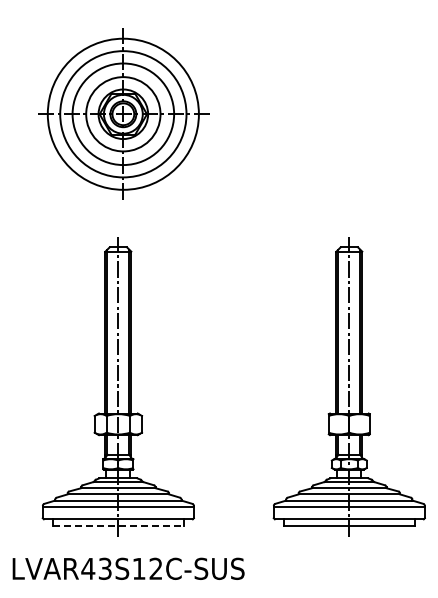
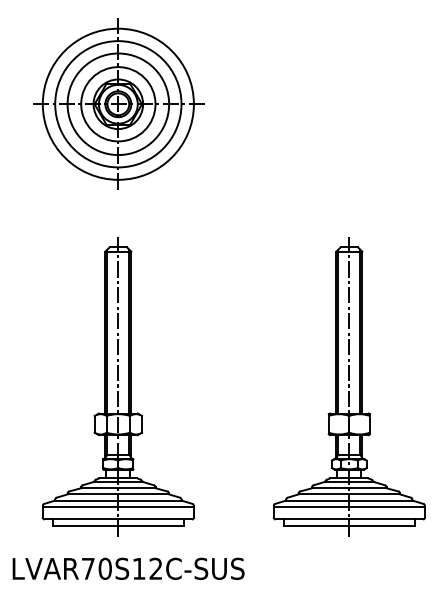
part position: (123, 113) -> (118, 103) (118, 103)
line: dashed -> solid (118, 525)
text: LVAR43S12C-SUS -> LVAR70S12C-SUS (96, 568)
